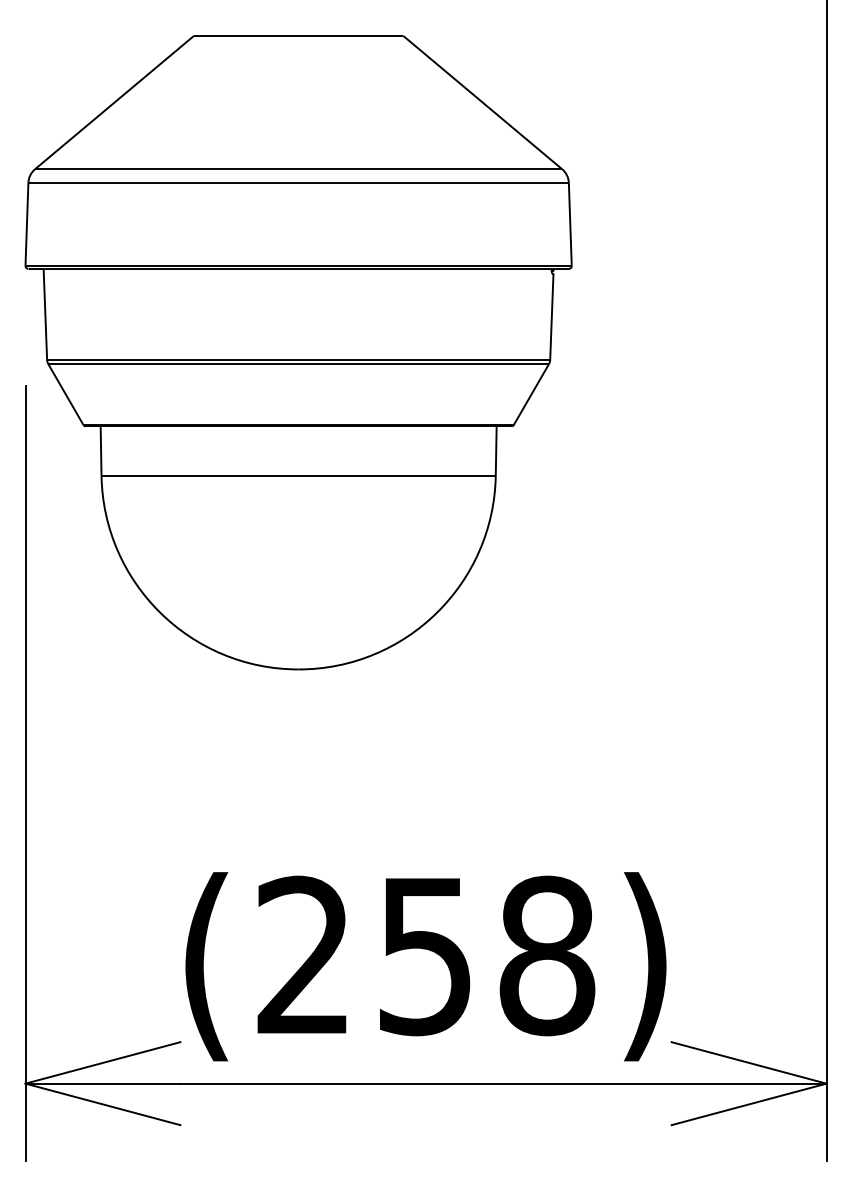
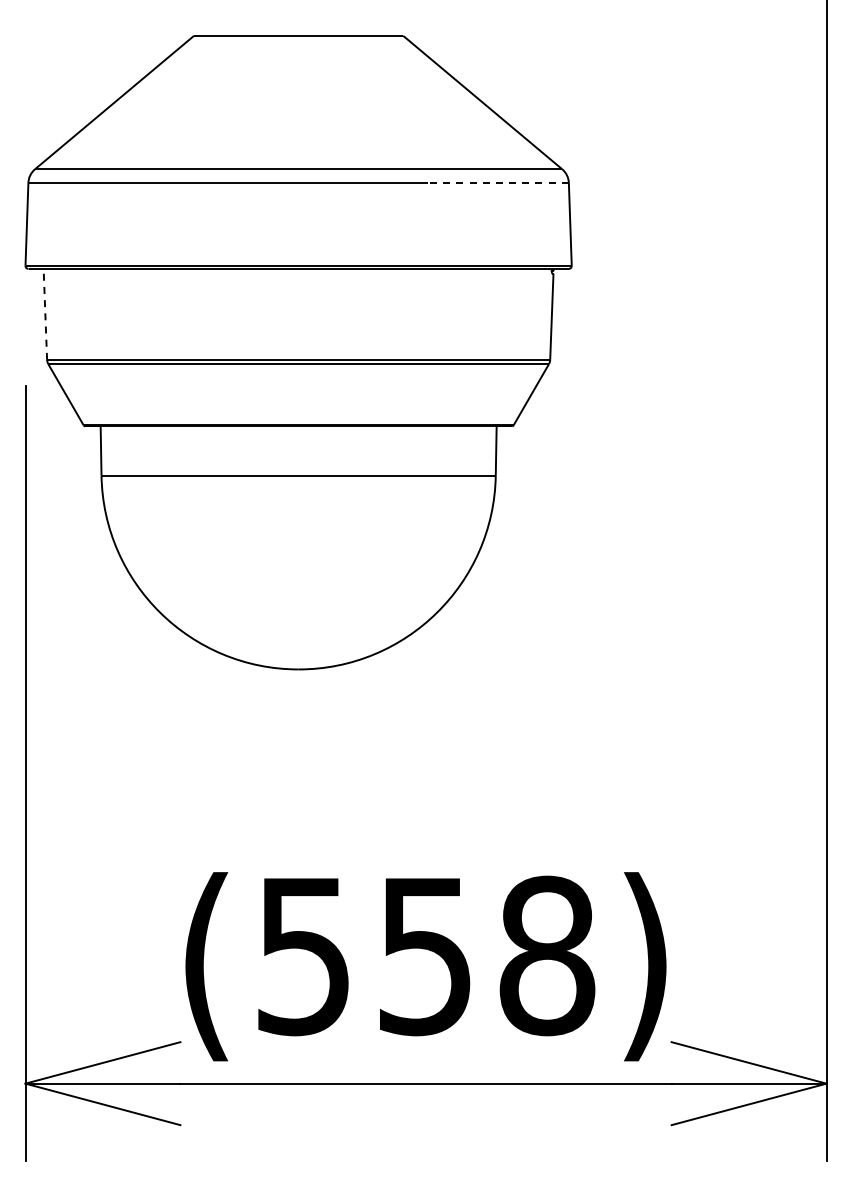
line: solid -> dashed (498, 182)
line: solid -> dashed (45, 314)
text: (258) -> (558) (302, 955)
